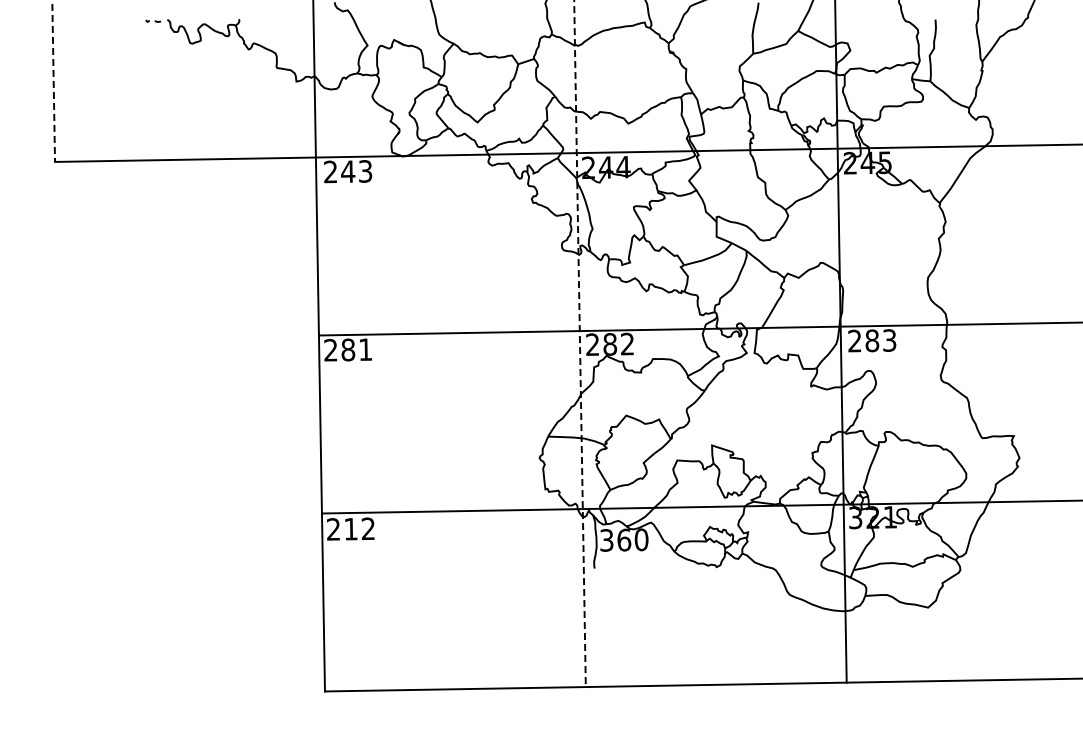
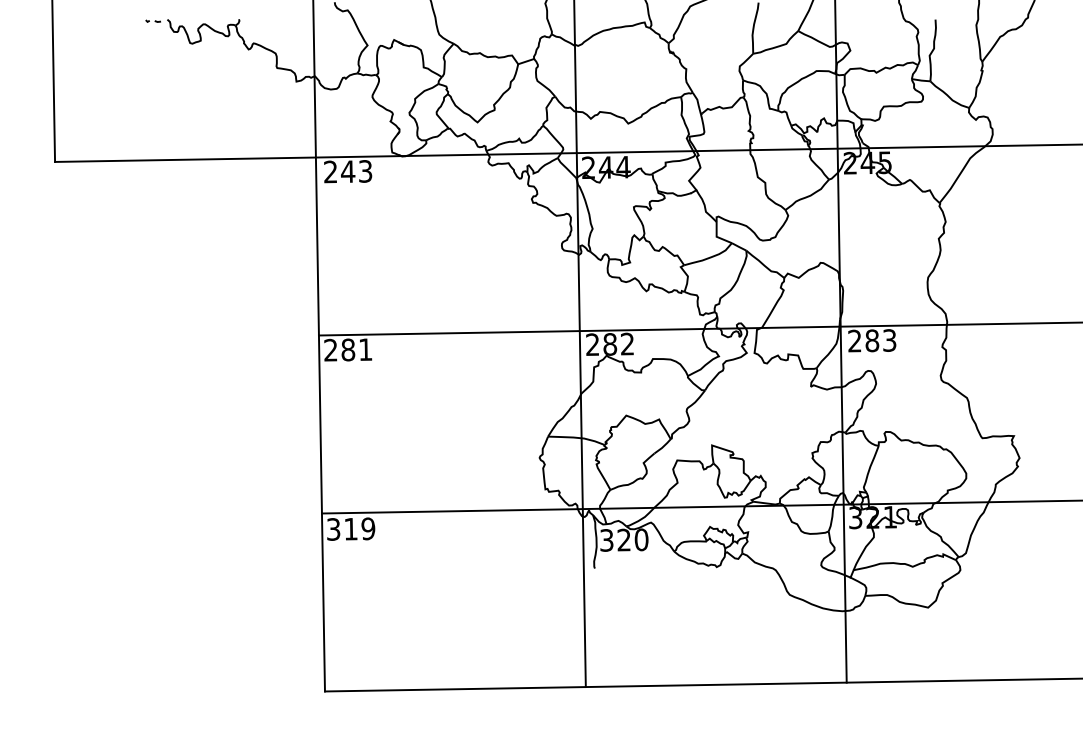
line: dashed -> solid (53, 81)
line: dashed -> solid (580, 344)
text: 212 -> 319 (351, 528)
text: 360 -> 320 (624, 539)
